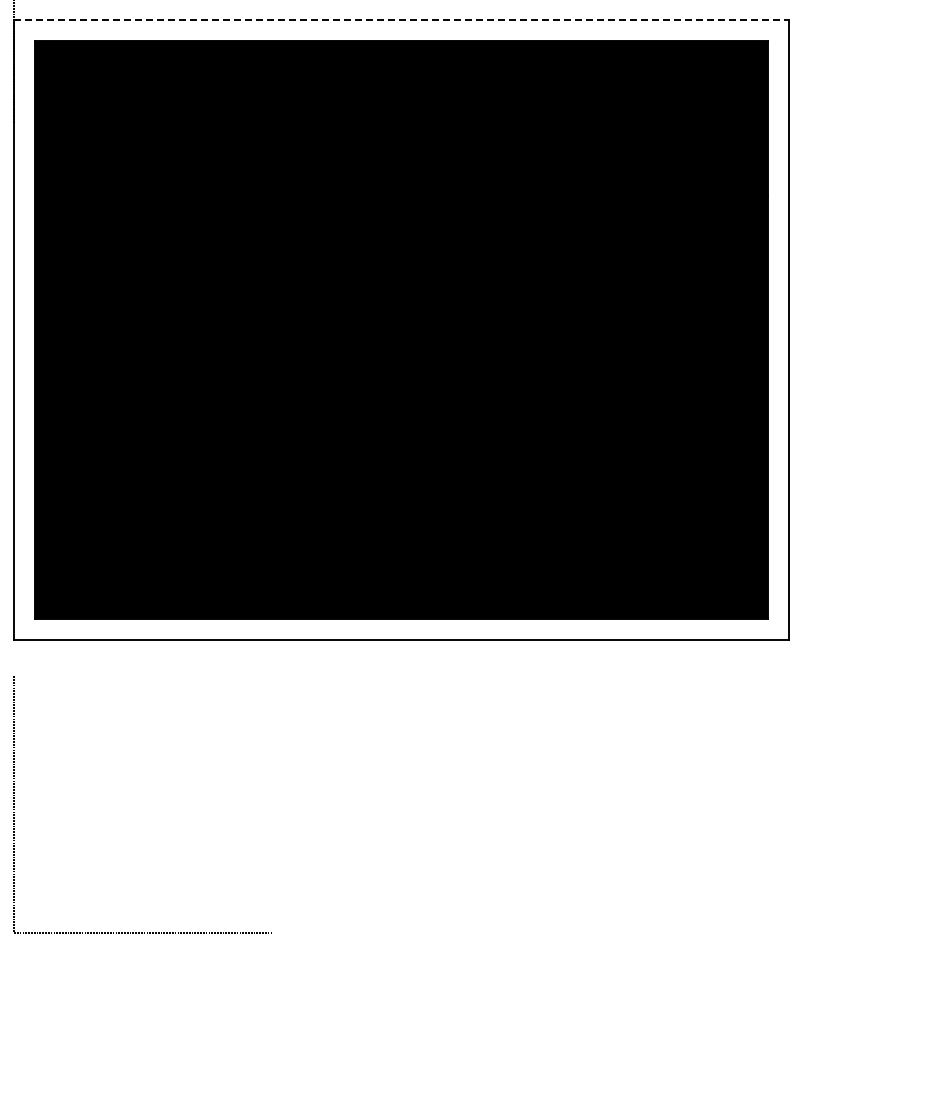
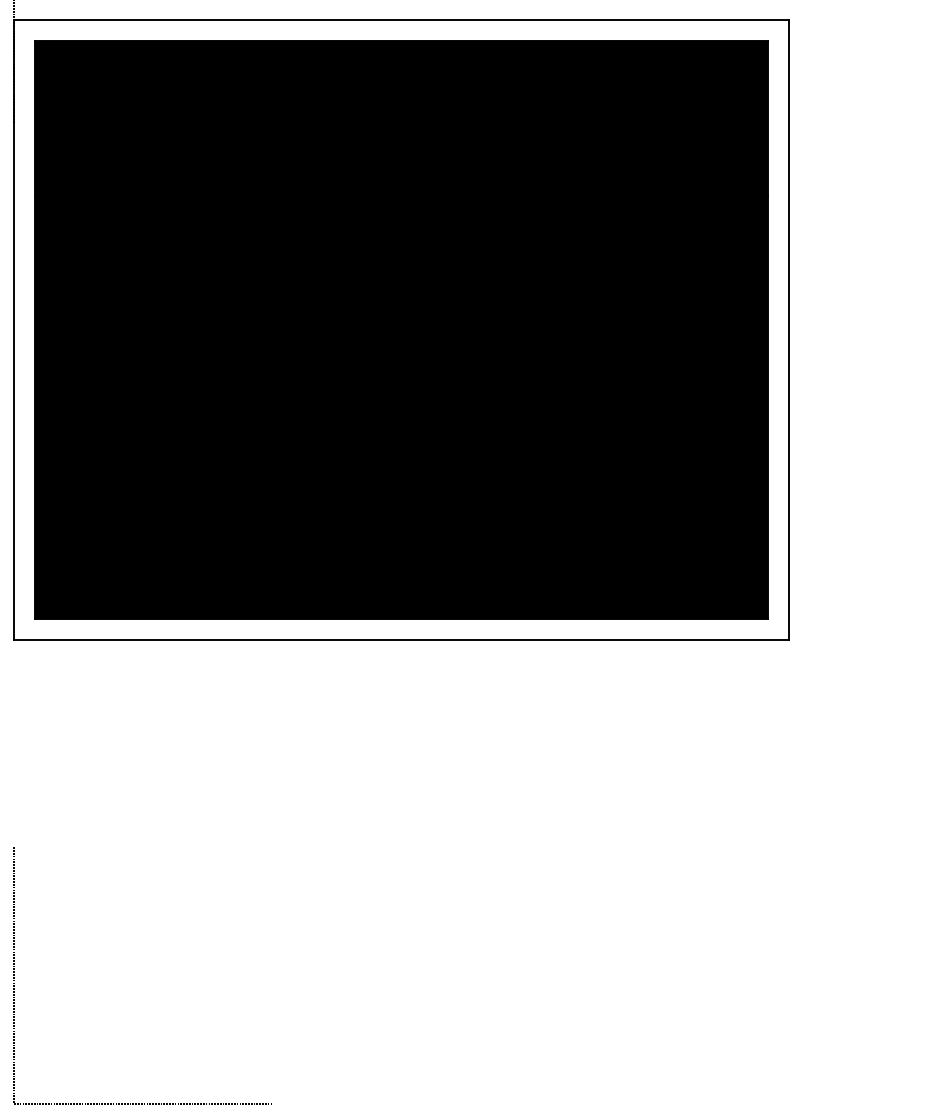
line: dashed -> solid (402, 19)
part position: (14, 804) -> (14, 975) (14, 975)
